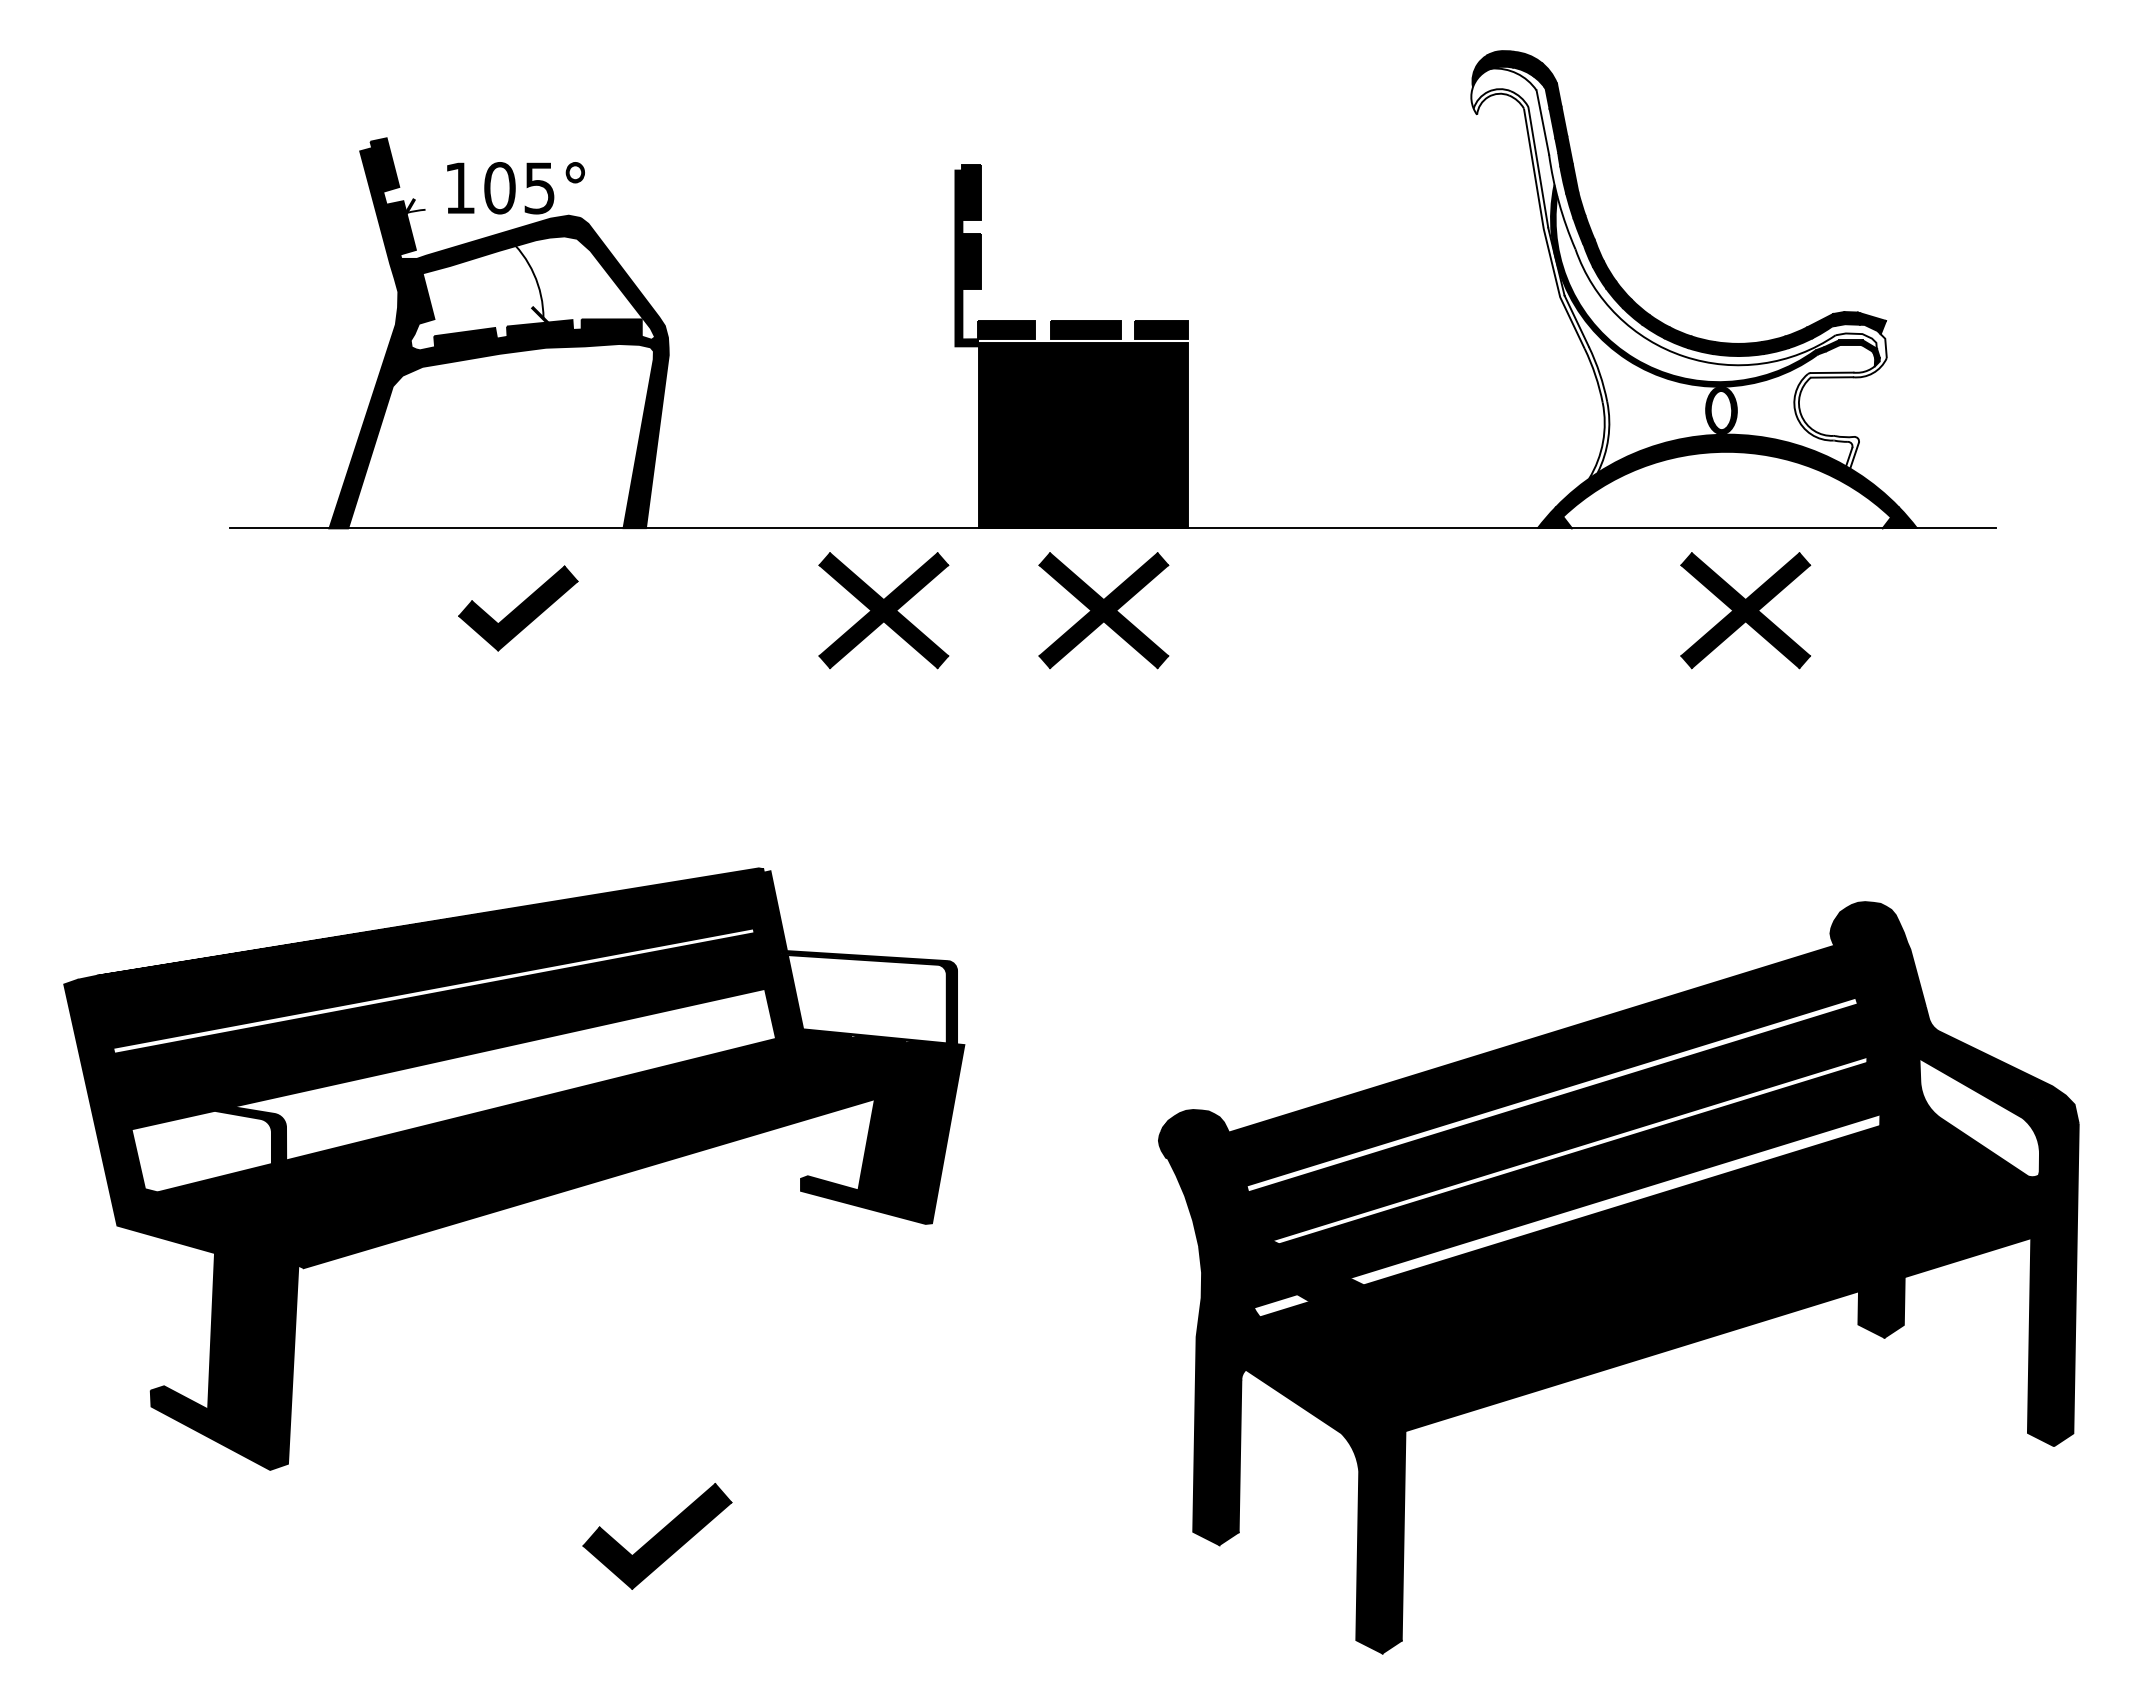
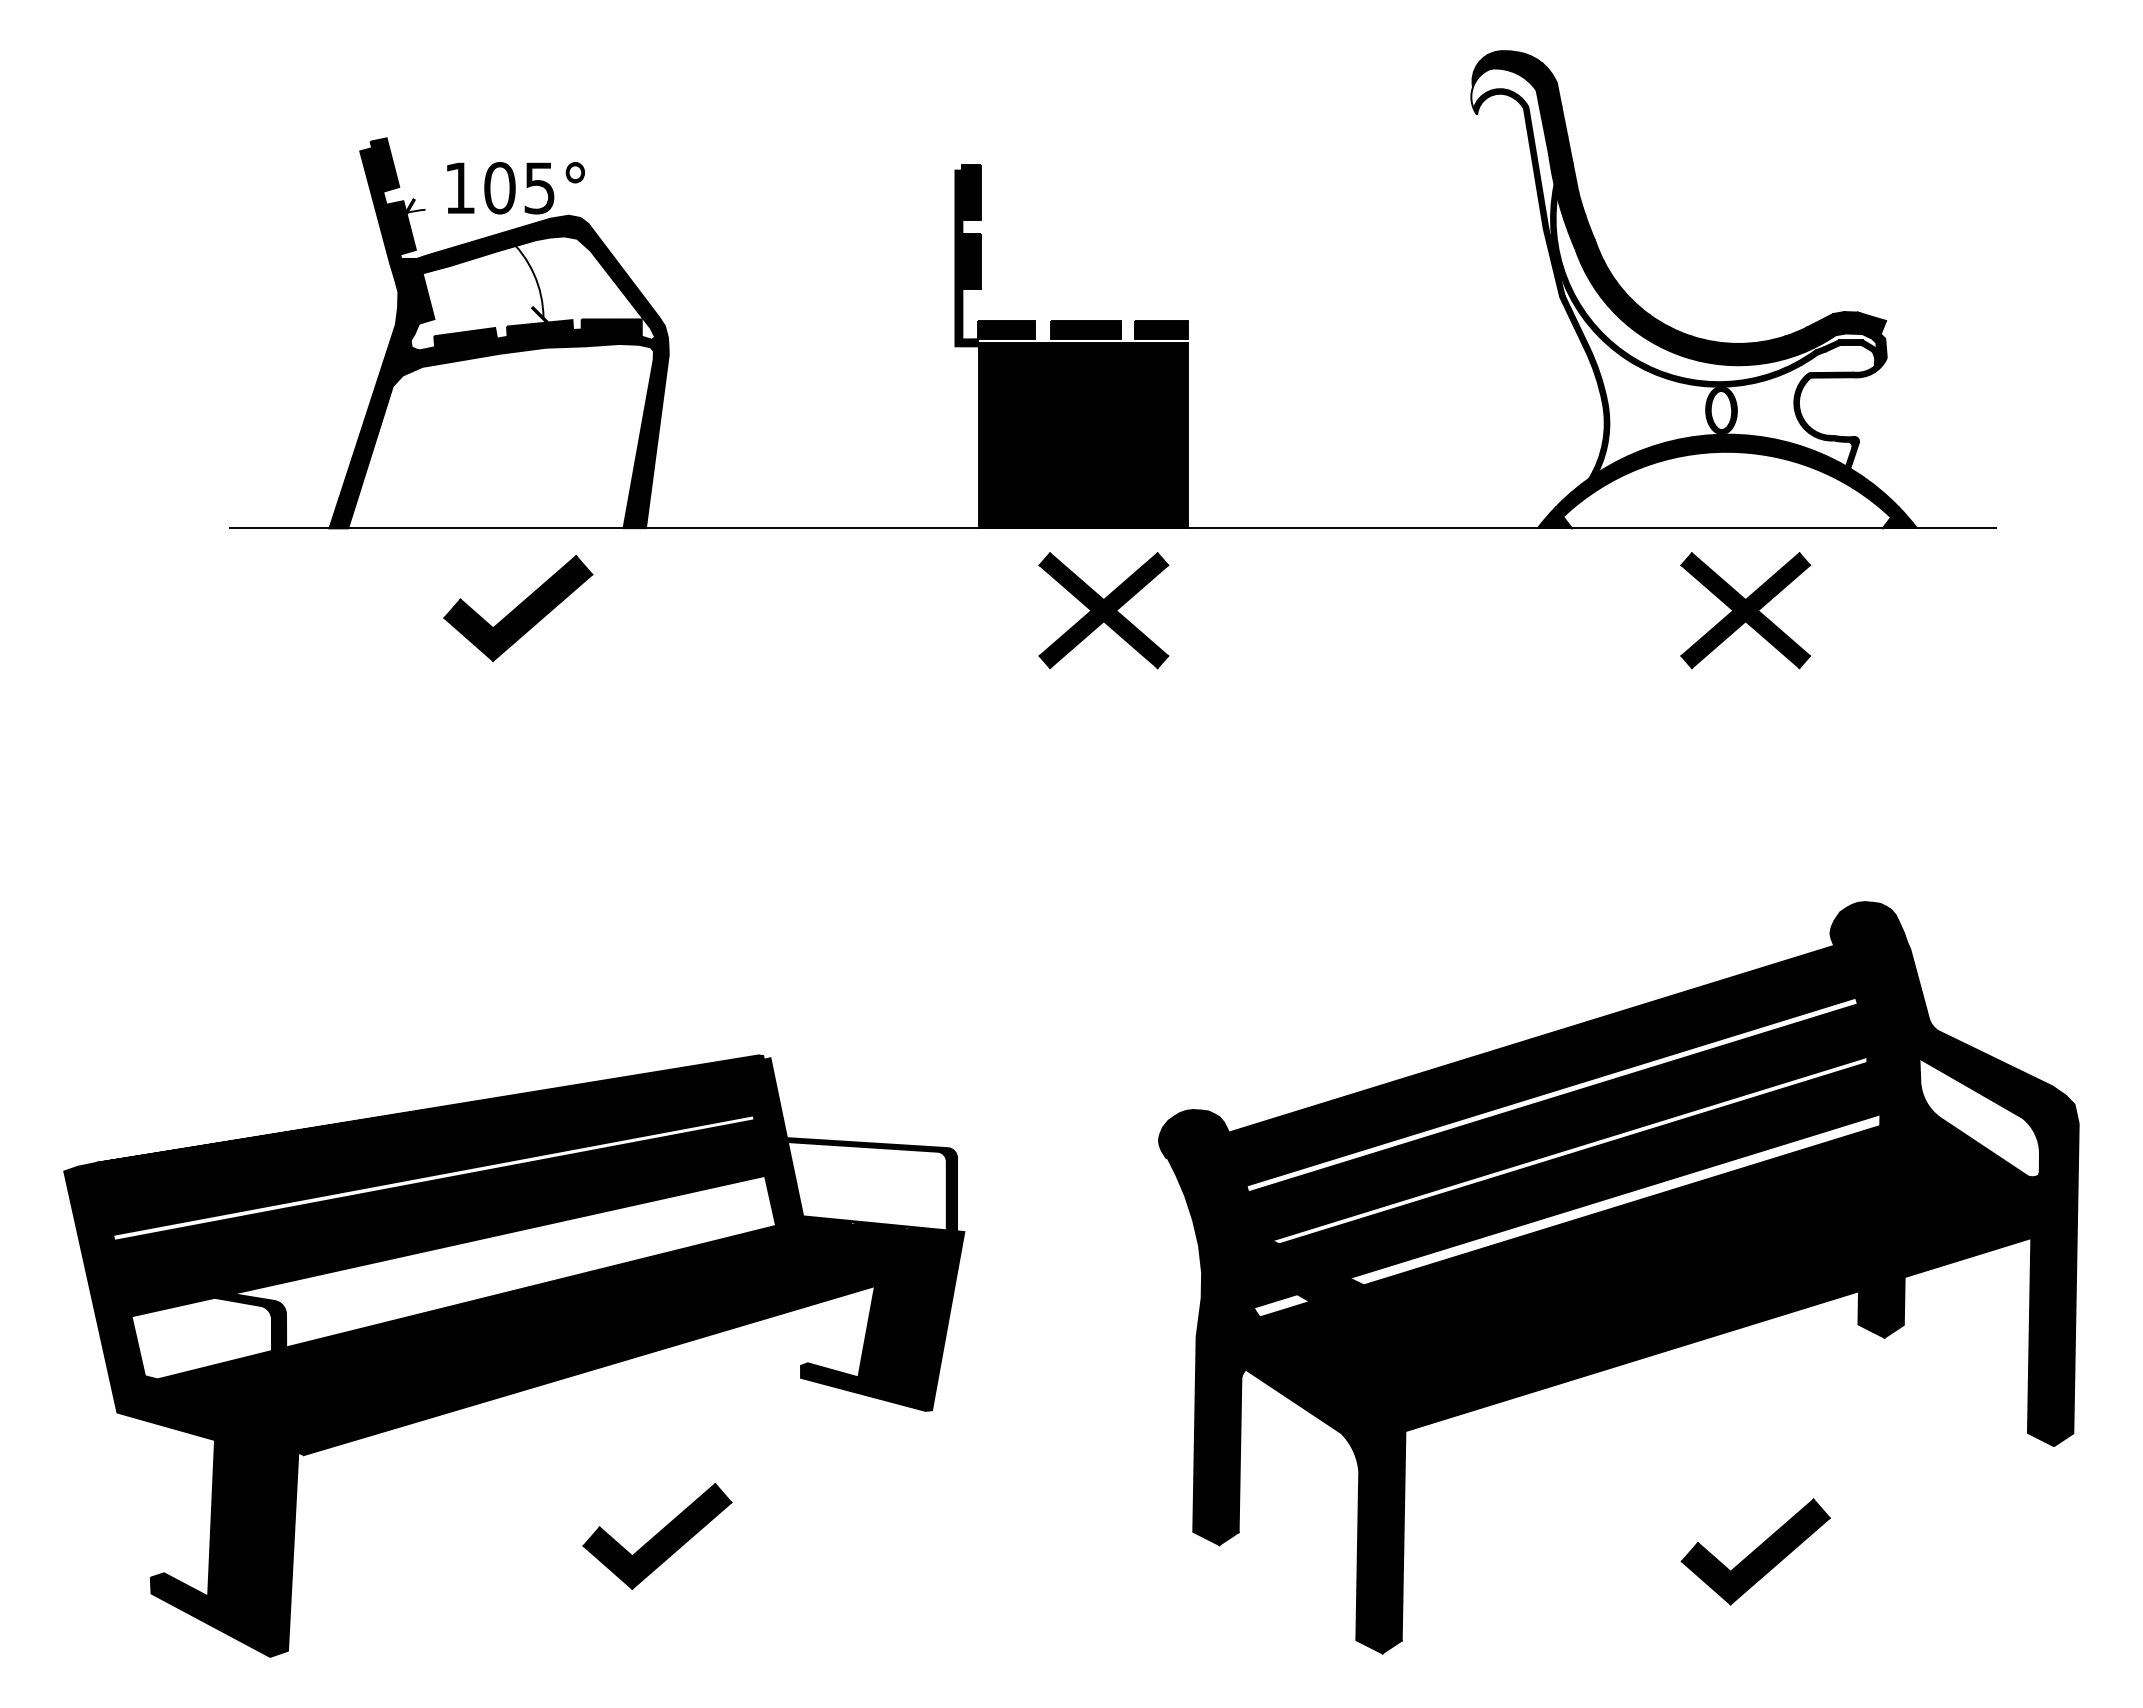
fill: none -> present (1688, 267)
fill: none -> present (1541, 283)
part size: 121x87 px -> 151x107 px (518, 608)
part: present -> none (883, 610)
part position: (514, 1168) -> (514, 1355) (514, 1355)
part: none -> present (1755, 1551)
